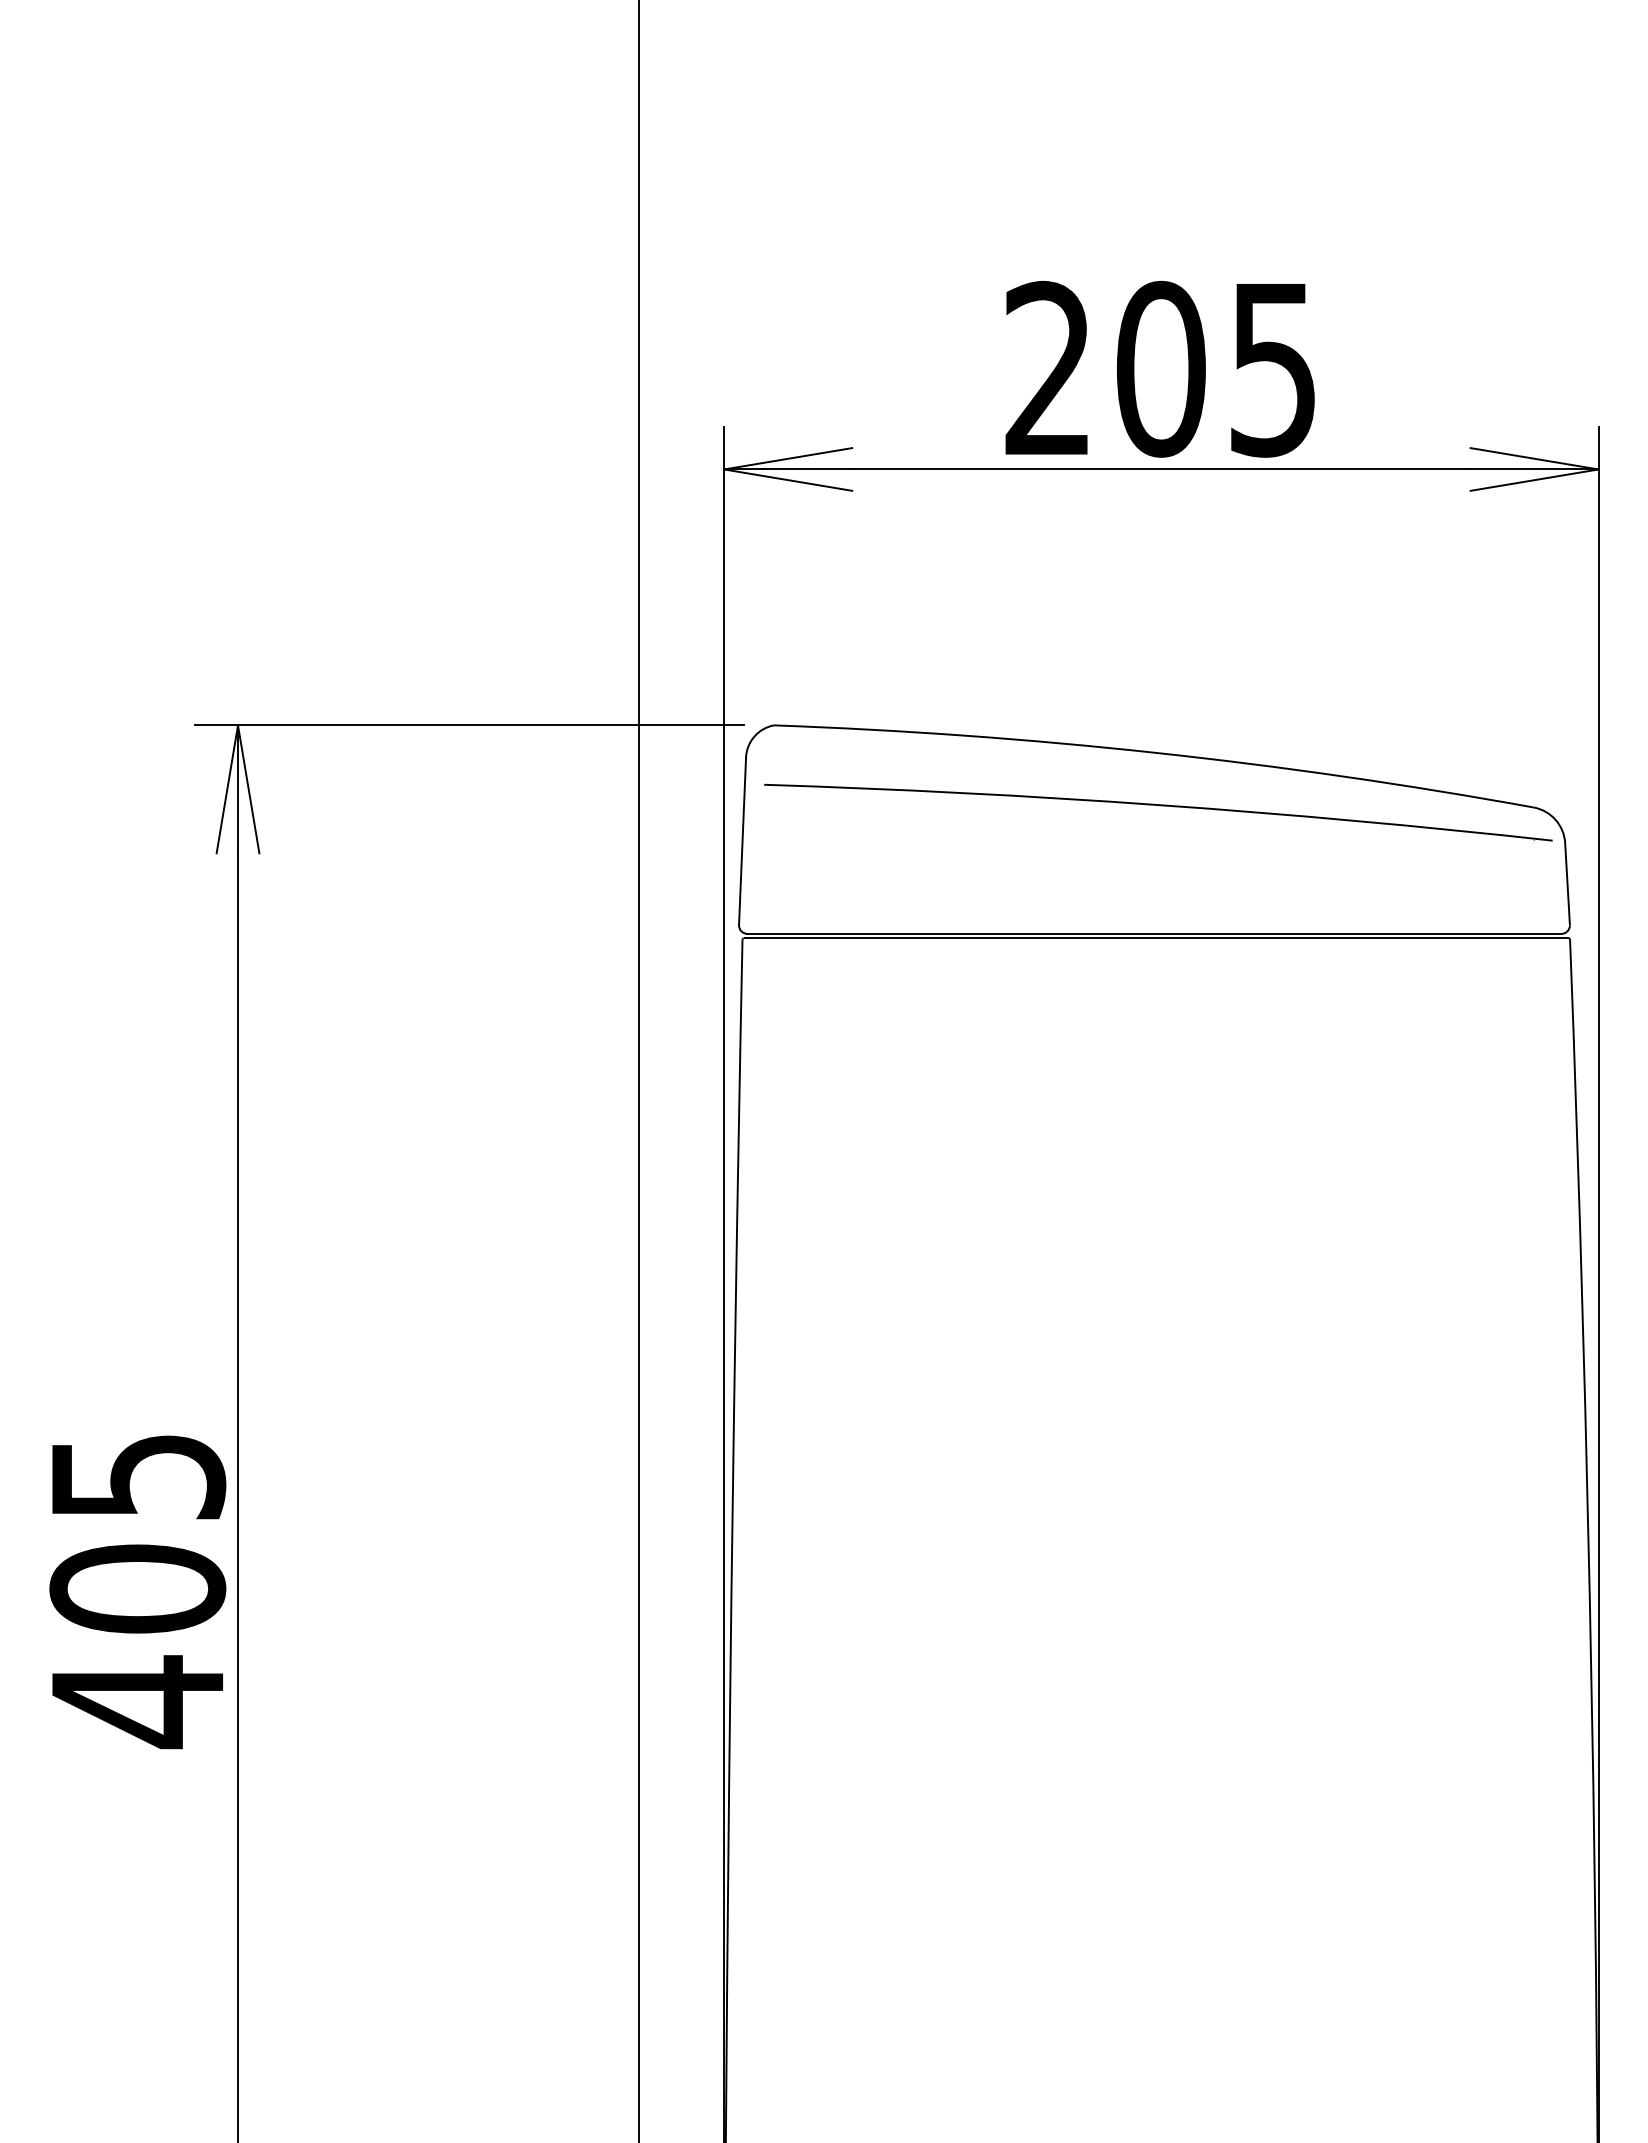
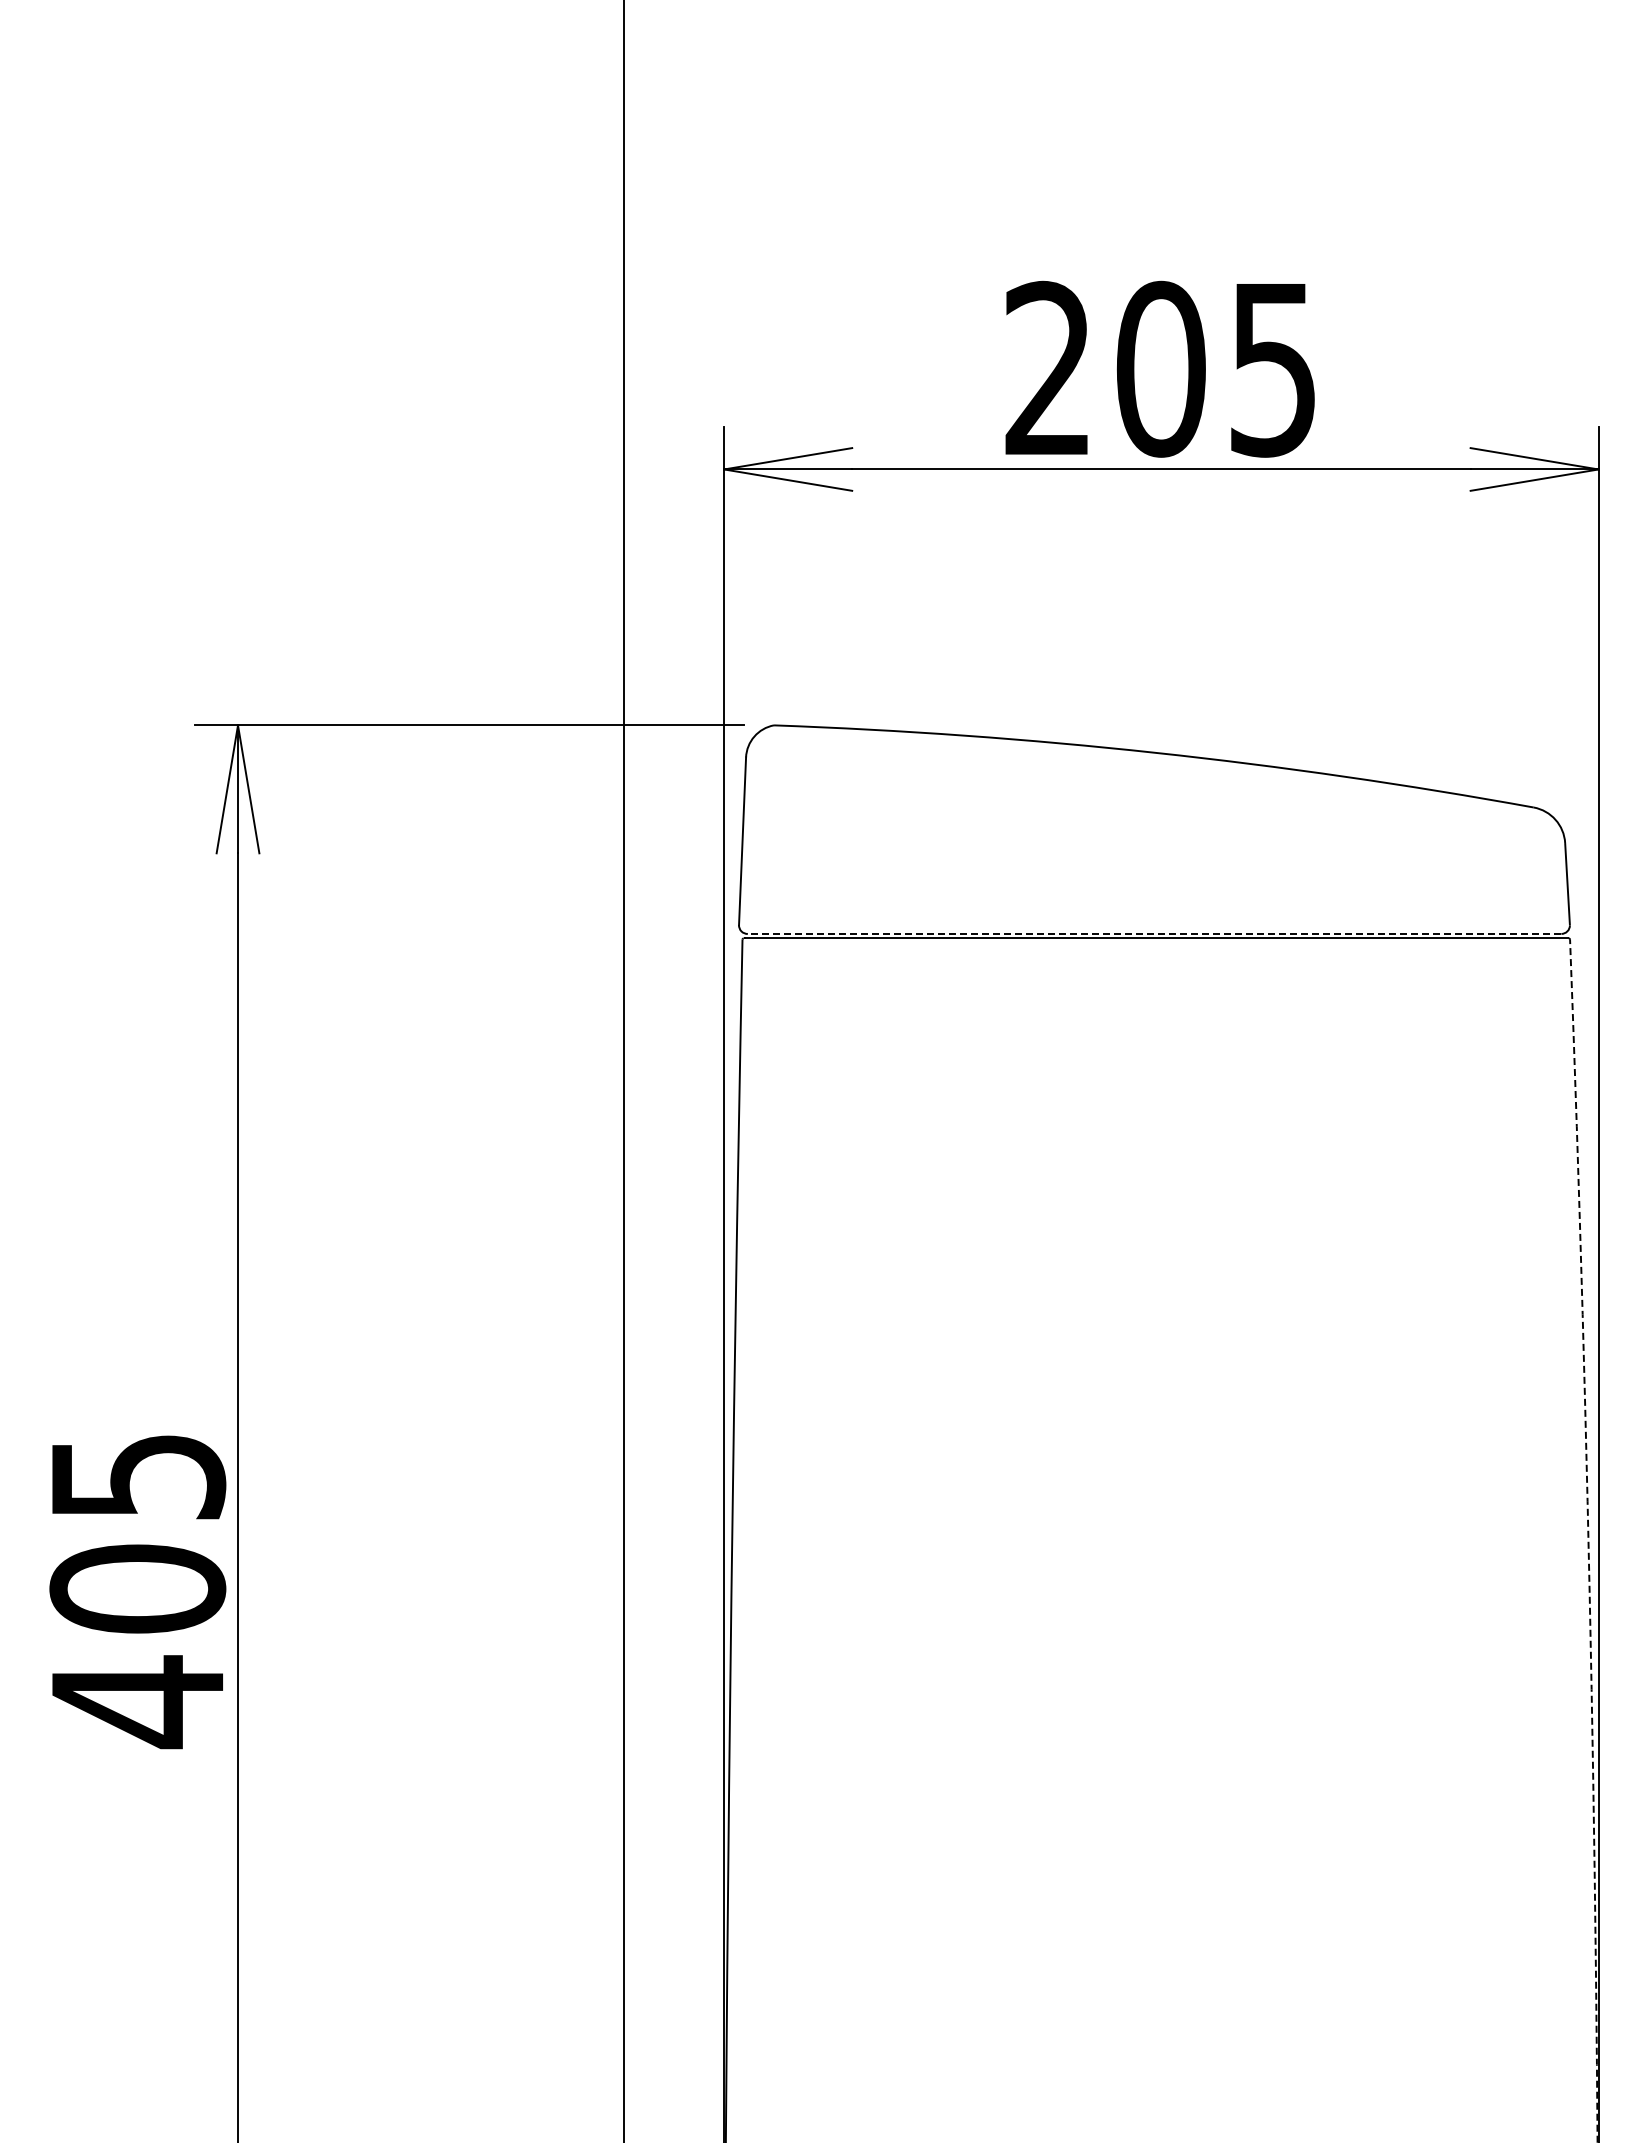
part: present -> none (1159, 806)
line: solid -> dashed (1154, 933)
line position: (638, 1070) -> (623, 1070) (623, 1070)
arc: solid -> dashed (1588, 1540)
